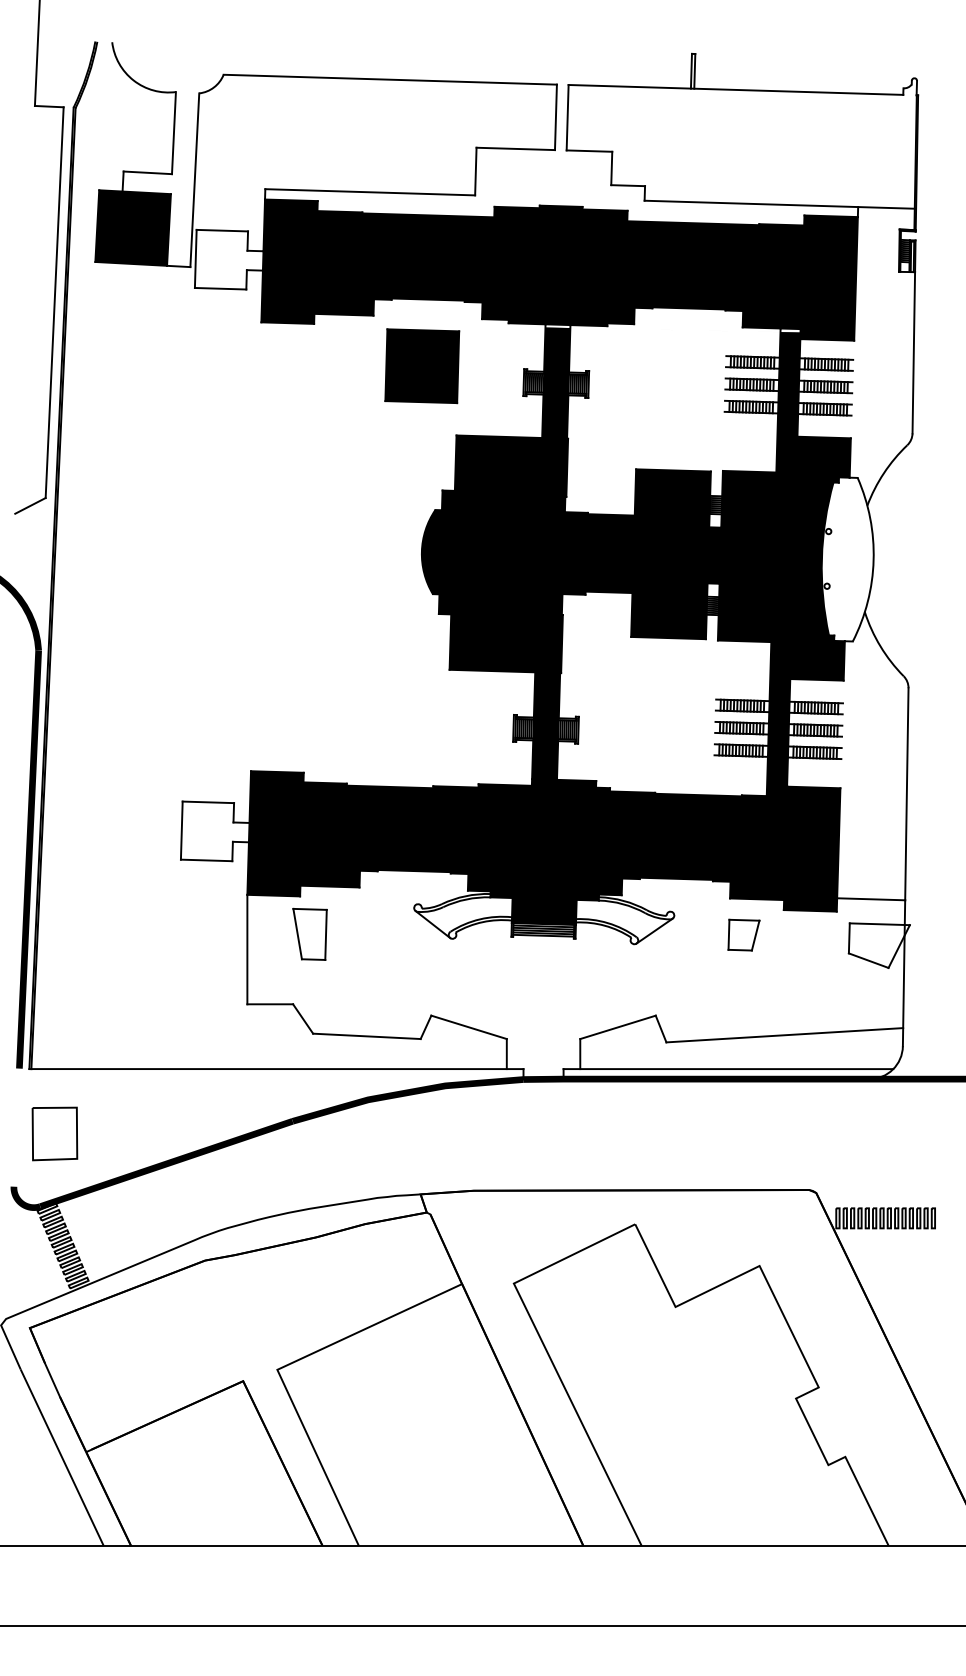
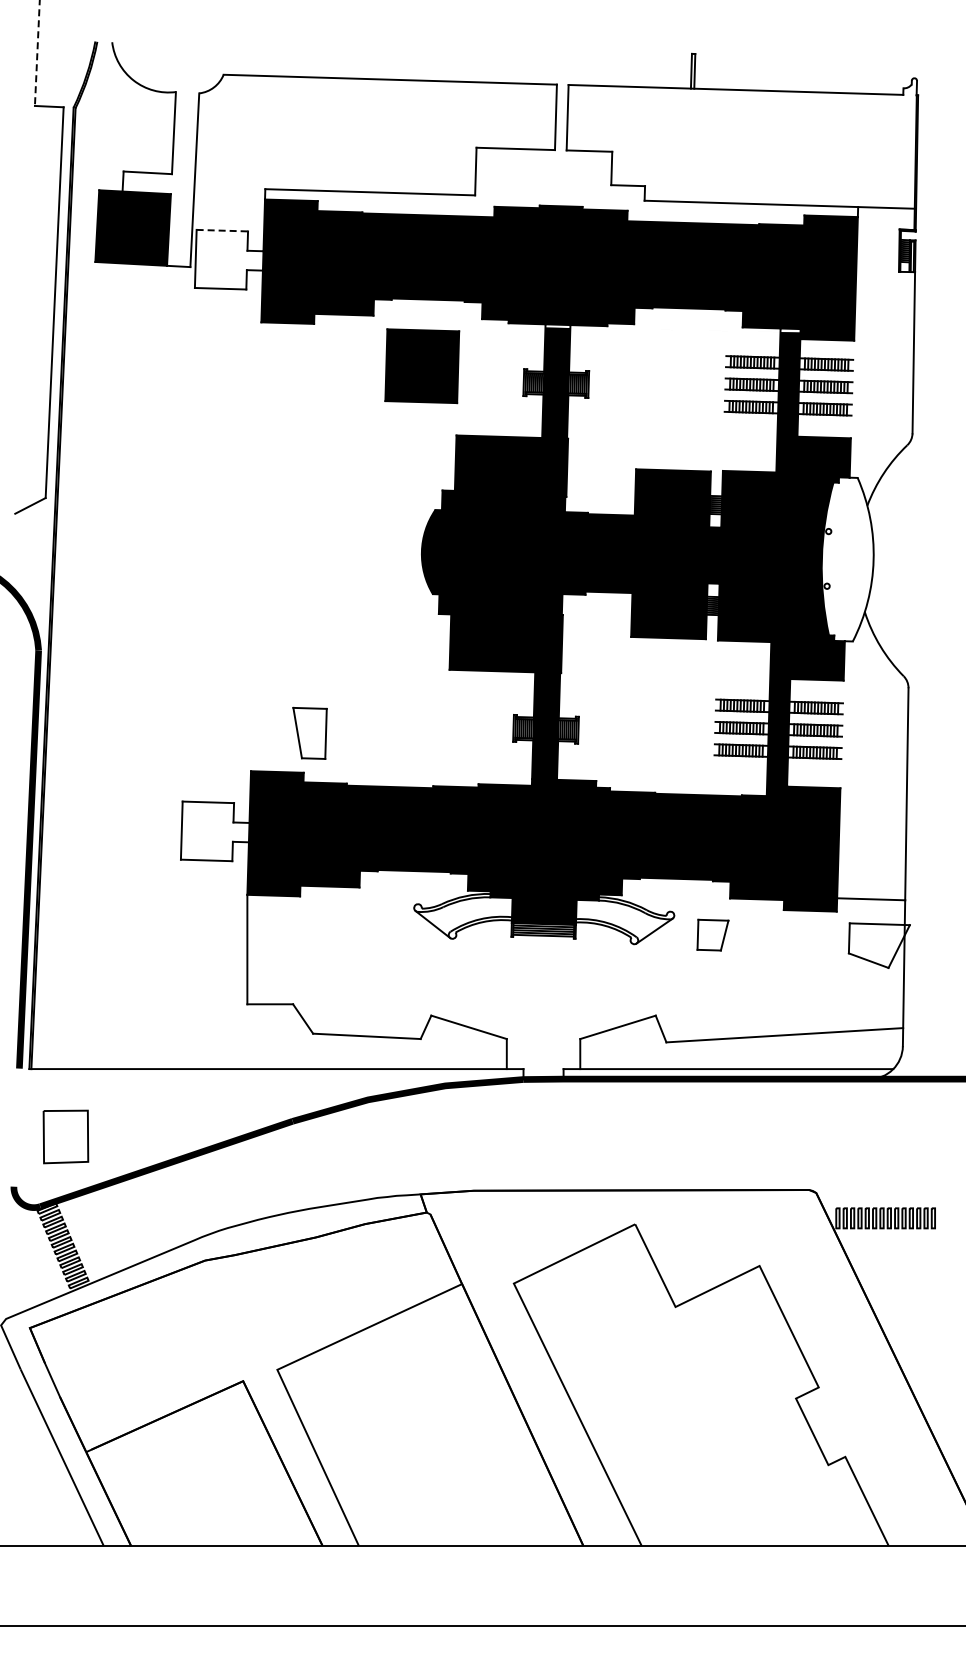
line: solid -> dashed (37, 53)
line: solid -> dashed (222, 230)
part position: (309, 933) -> (309, 732) (309, 732)
part position: (743, 934) -> (712, 934) (712, 934)
part position: (54, 1133) -> (65, 1136) (65, 1136)
